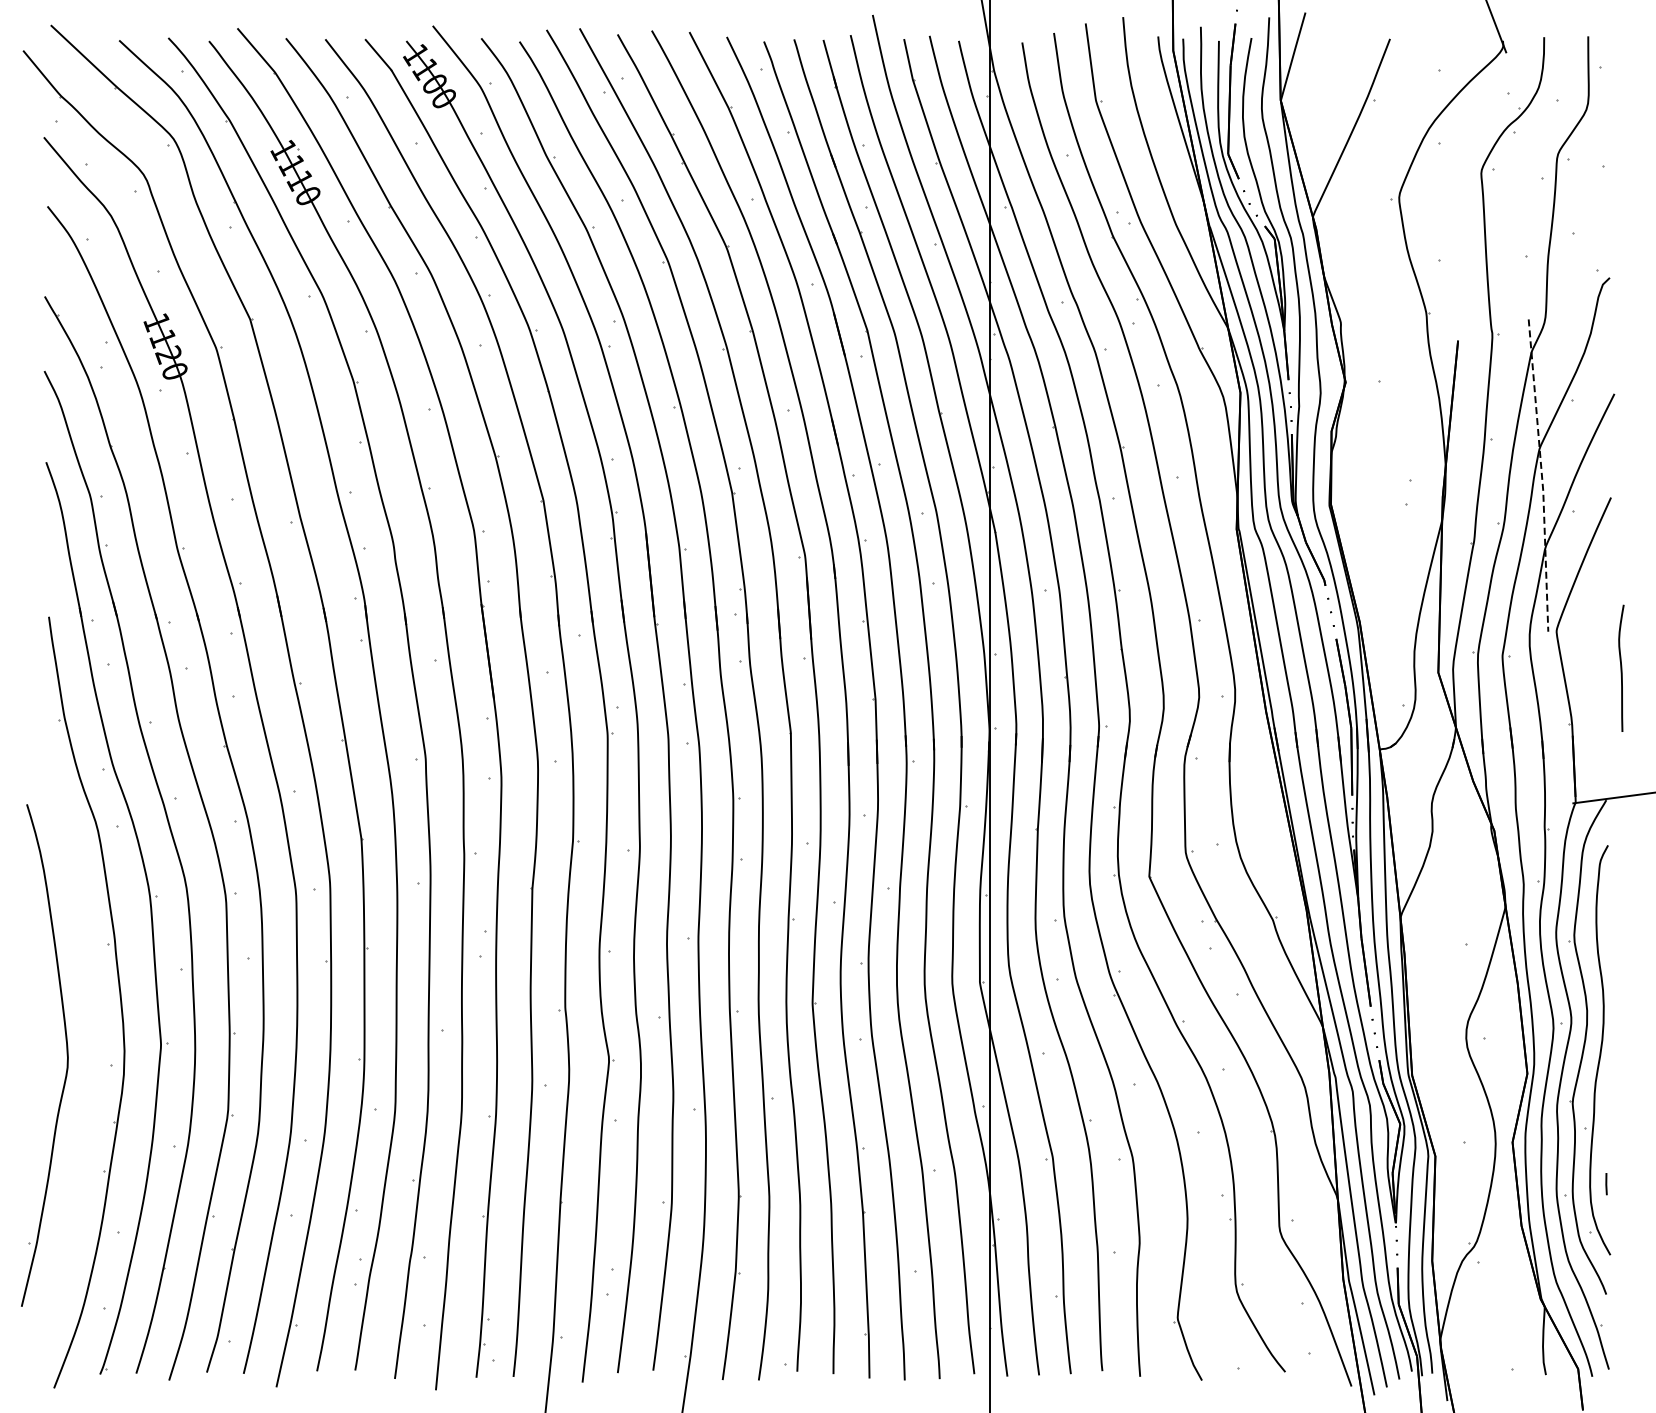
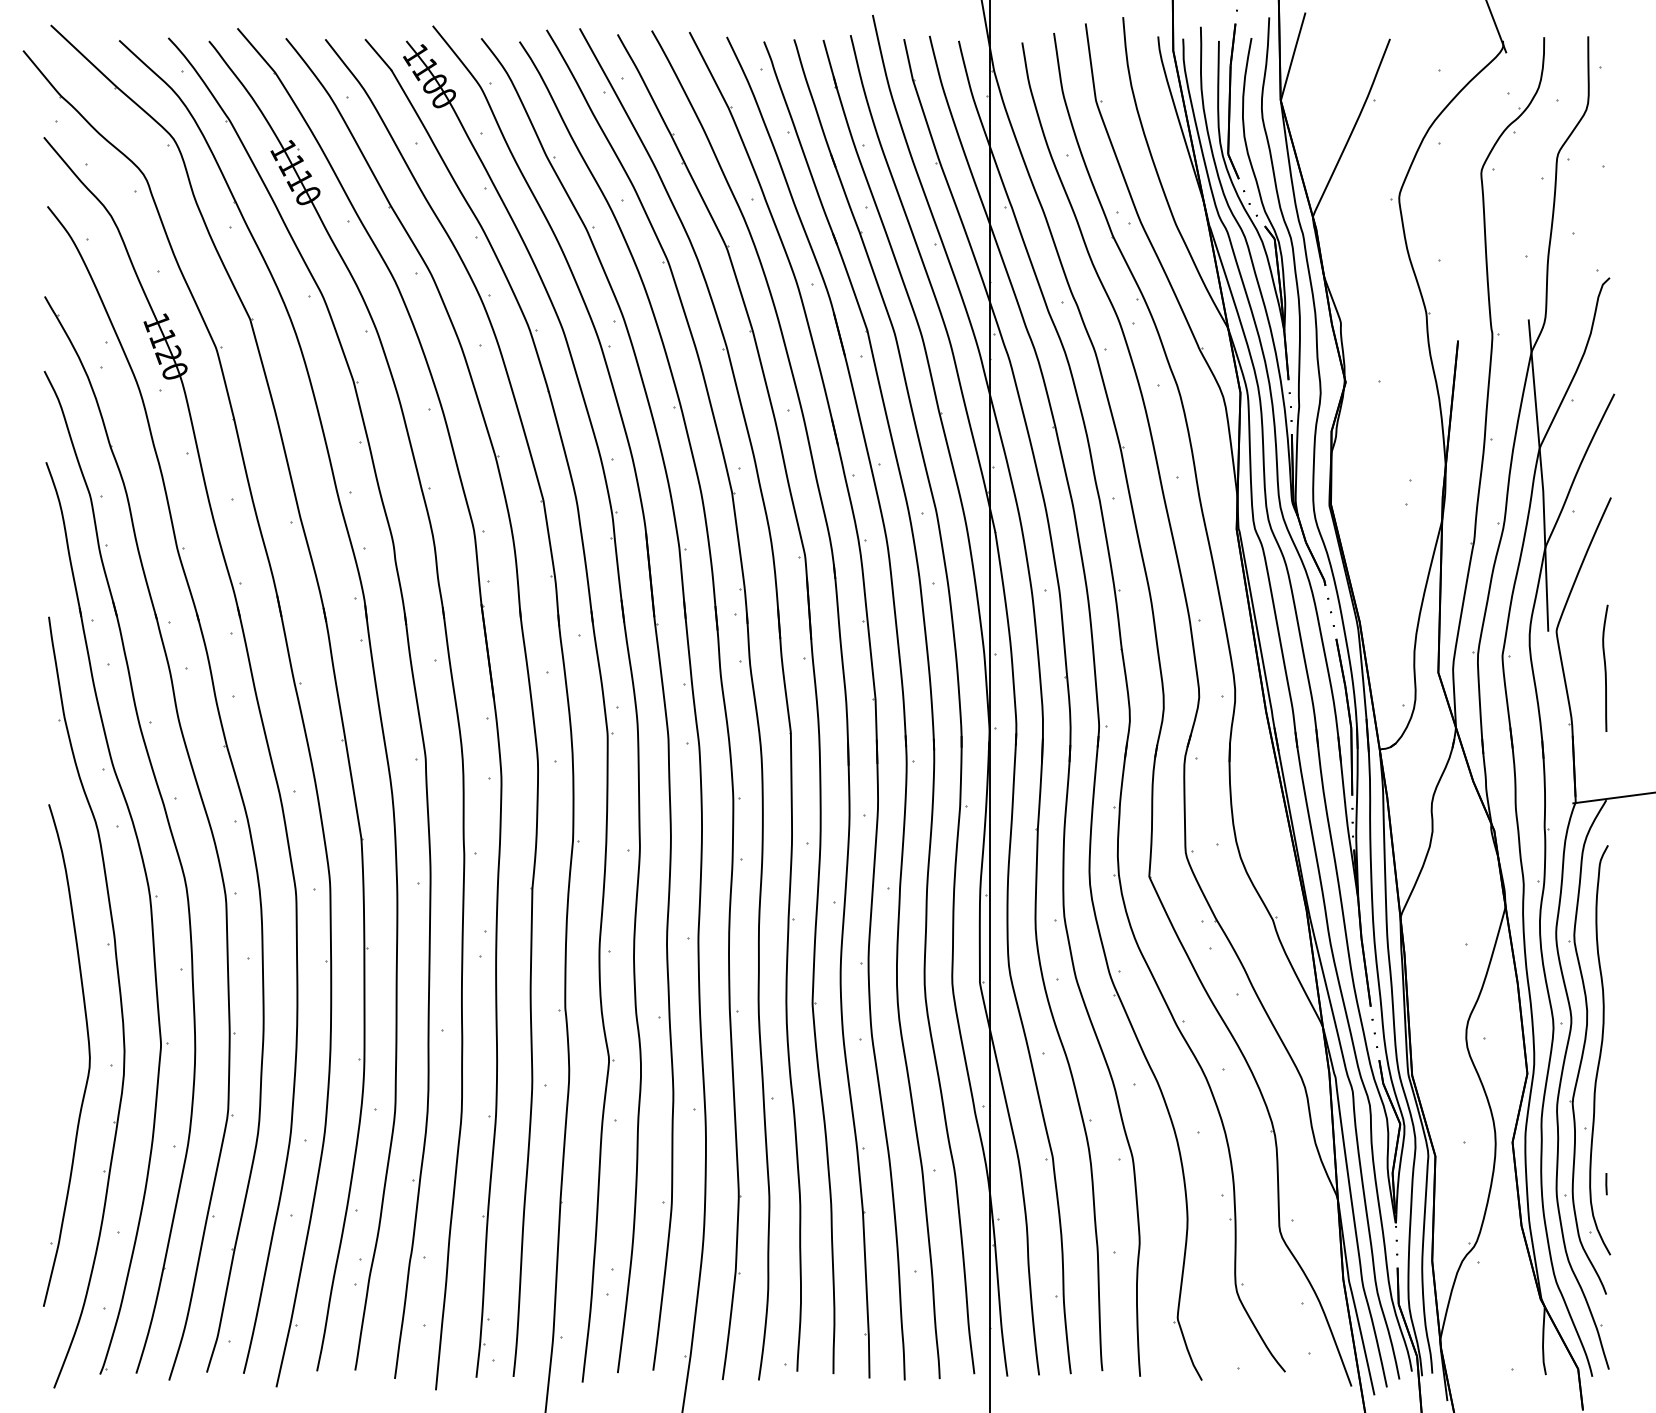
line: dashed -> solid (1542, 476)
curve position: (1621, 667) -> (1605, 667) (1605, 667)
part position: (66, 1055) -> (88, 1055) (88, 1055)
